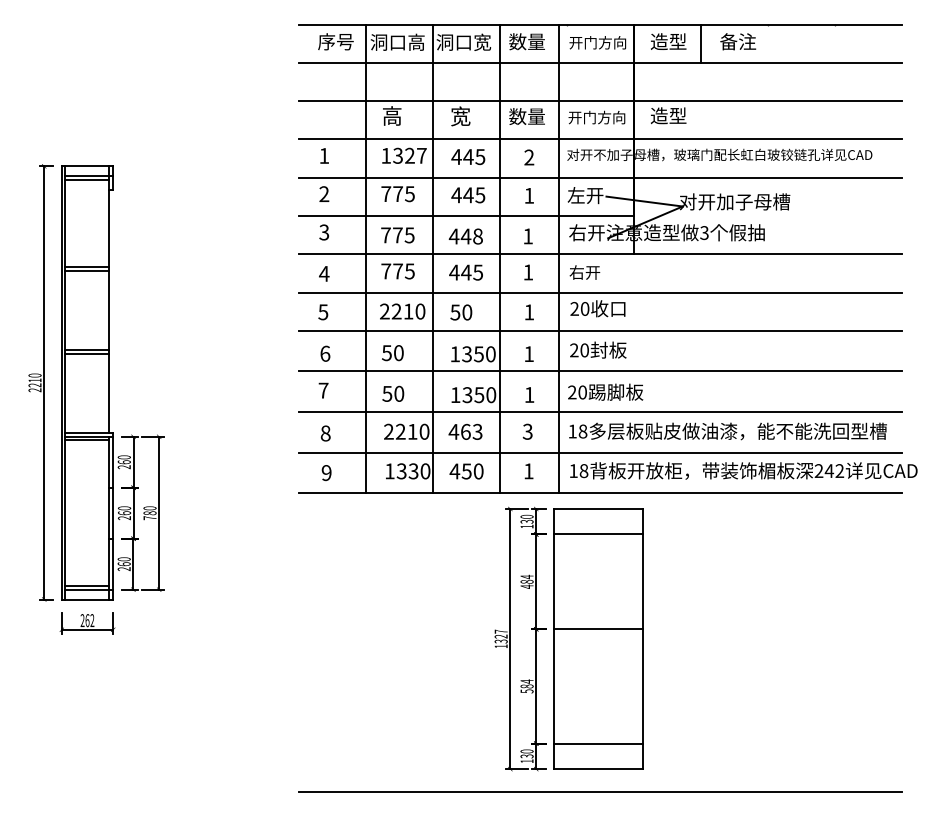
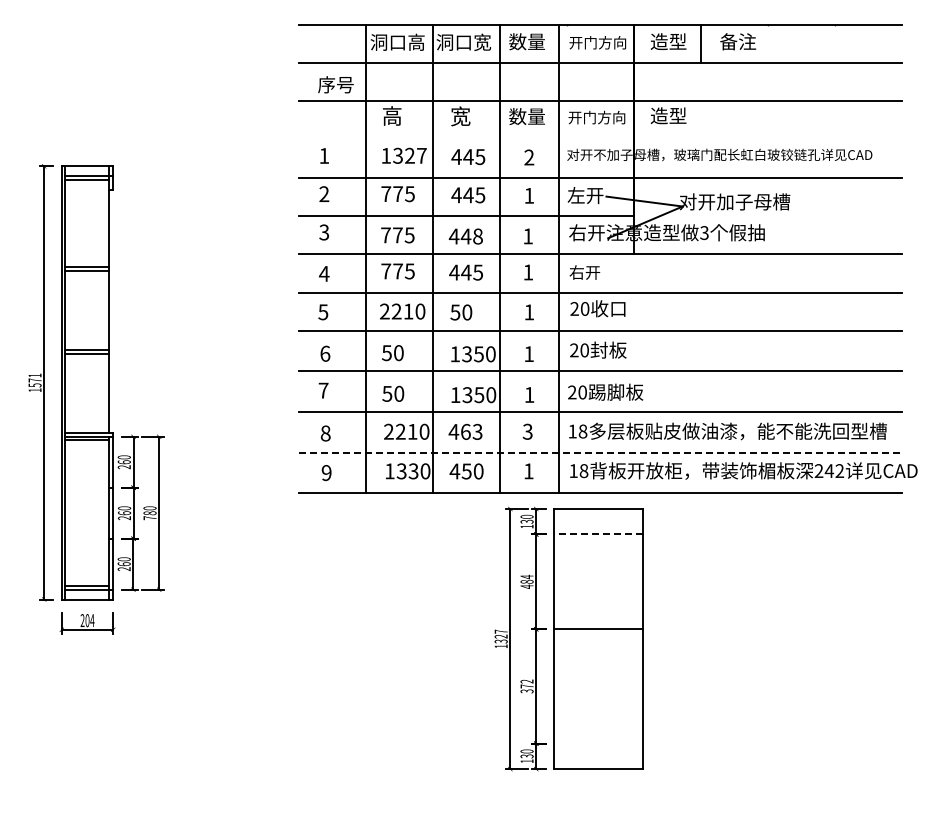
text position: (335, 41) -> (335, 84) (335, 84)
line: present -> none (600, 139)
text: 2210 -> 1571 (34, 382)
line: solid -> dashed (600, 452)
line: solid -> dashed (597, 534)
text: 262 -> 204 (89, 620)
text: 584 -> 372 (526, 686)
line: present -> none (598, 743)
line: present -> none (600, 792)
